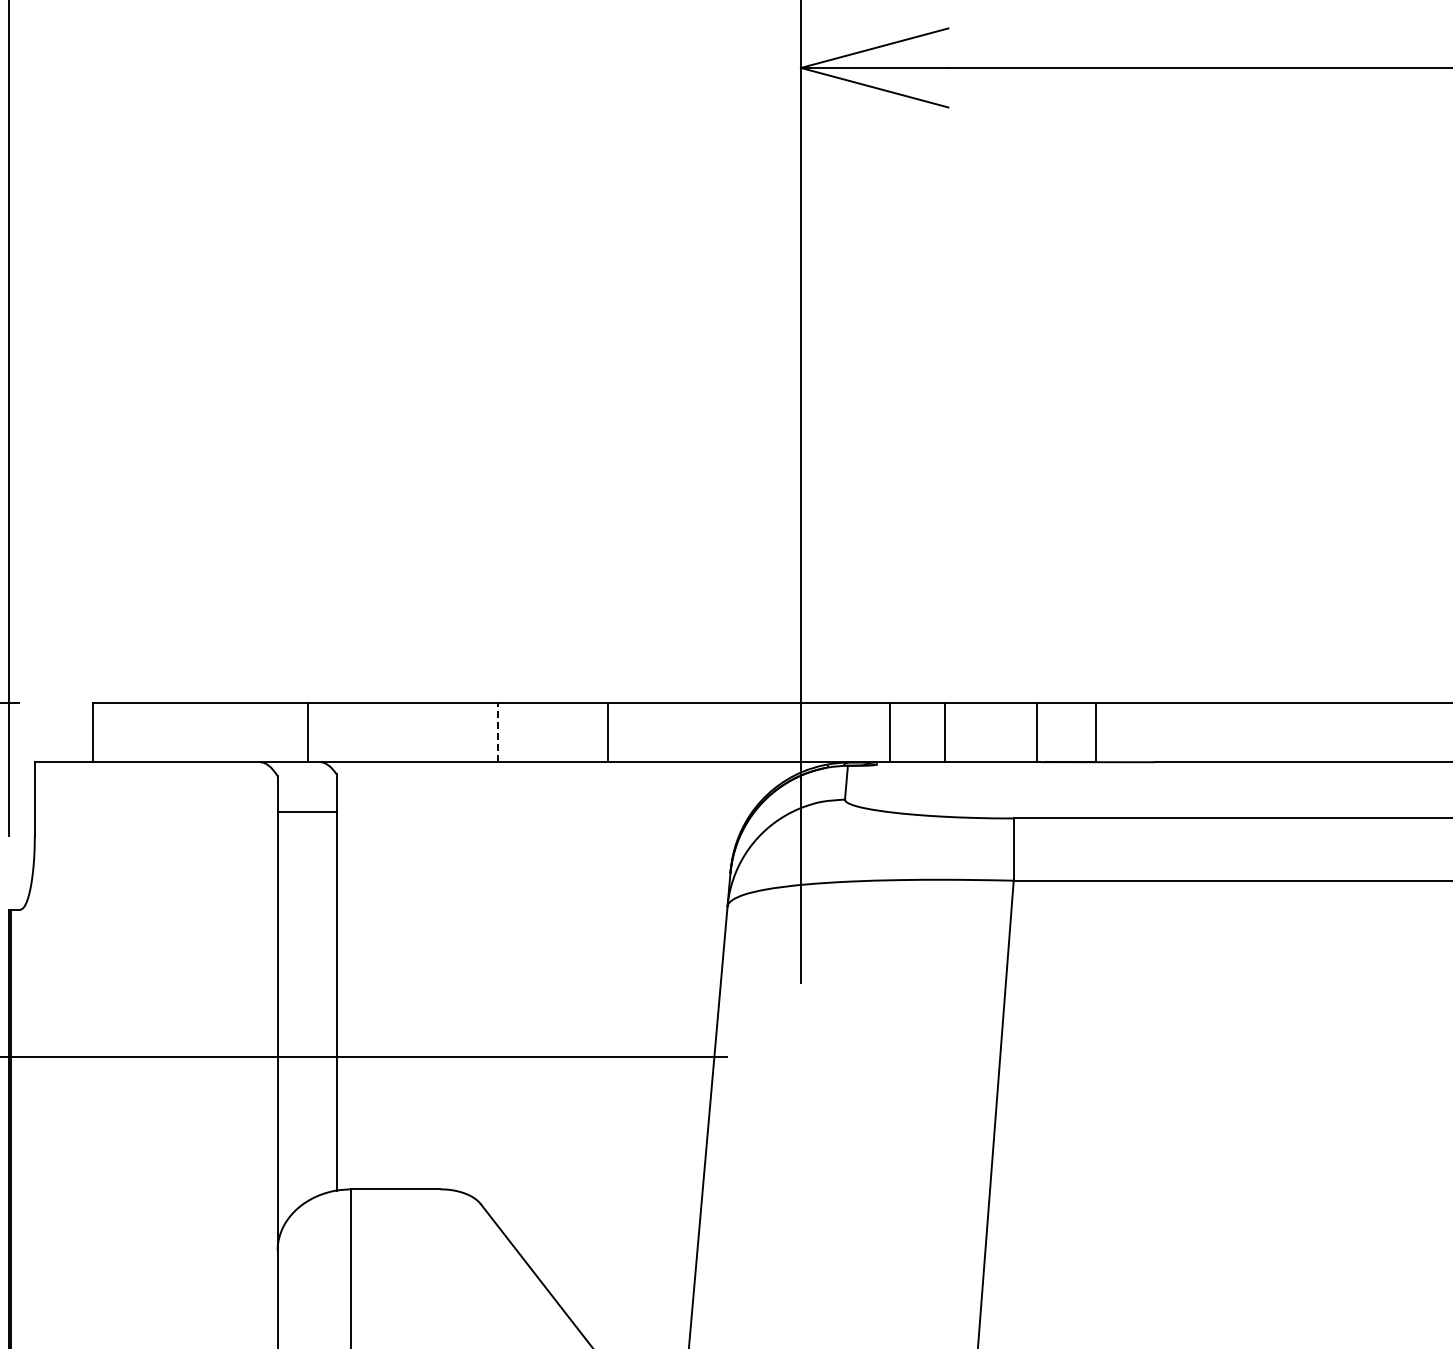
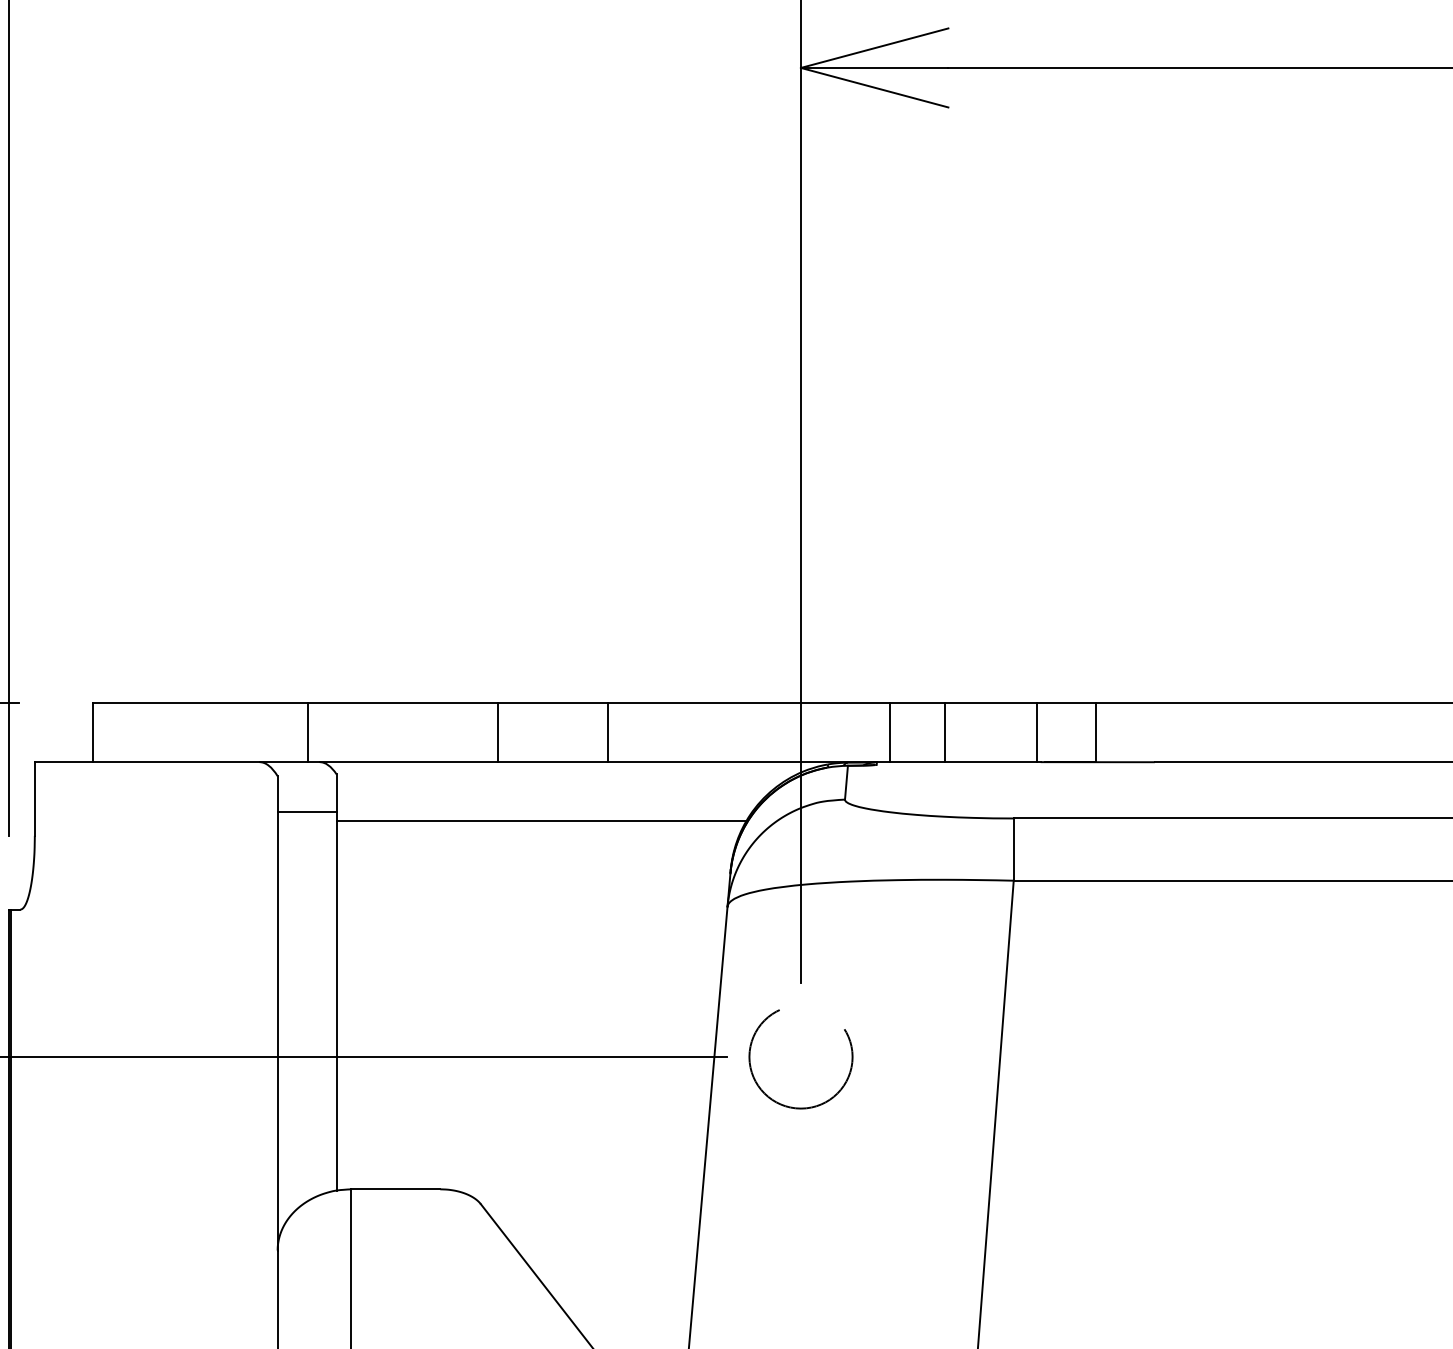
line: dashed -> solid (497, 732)
line: none -> present (541, 821)
circle: none -> present (800, 1059)
